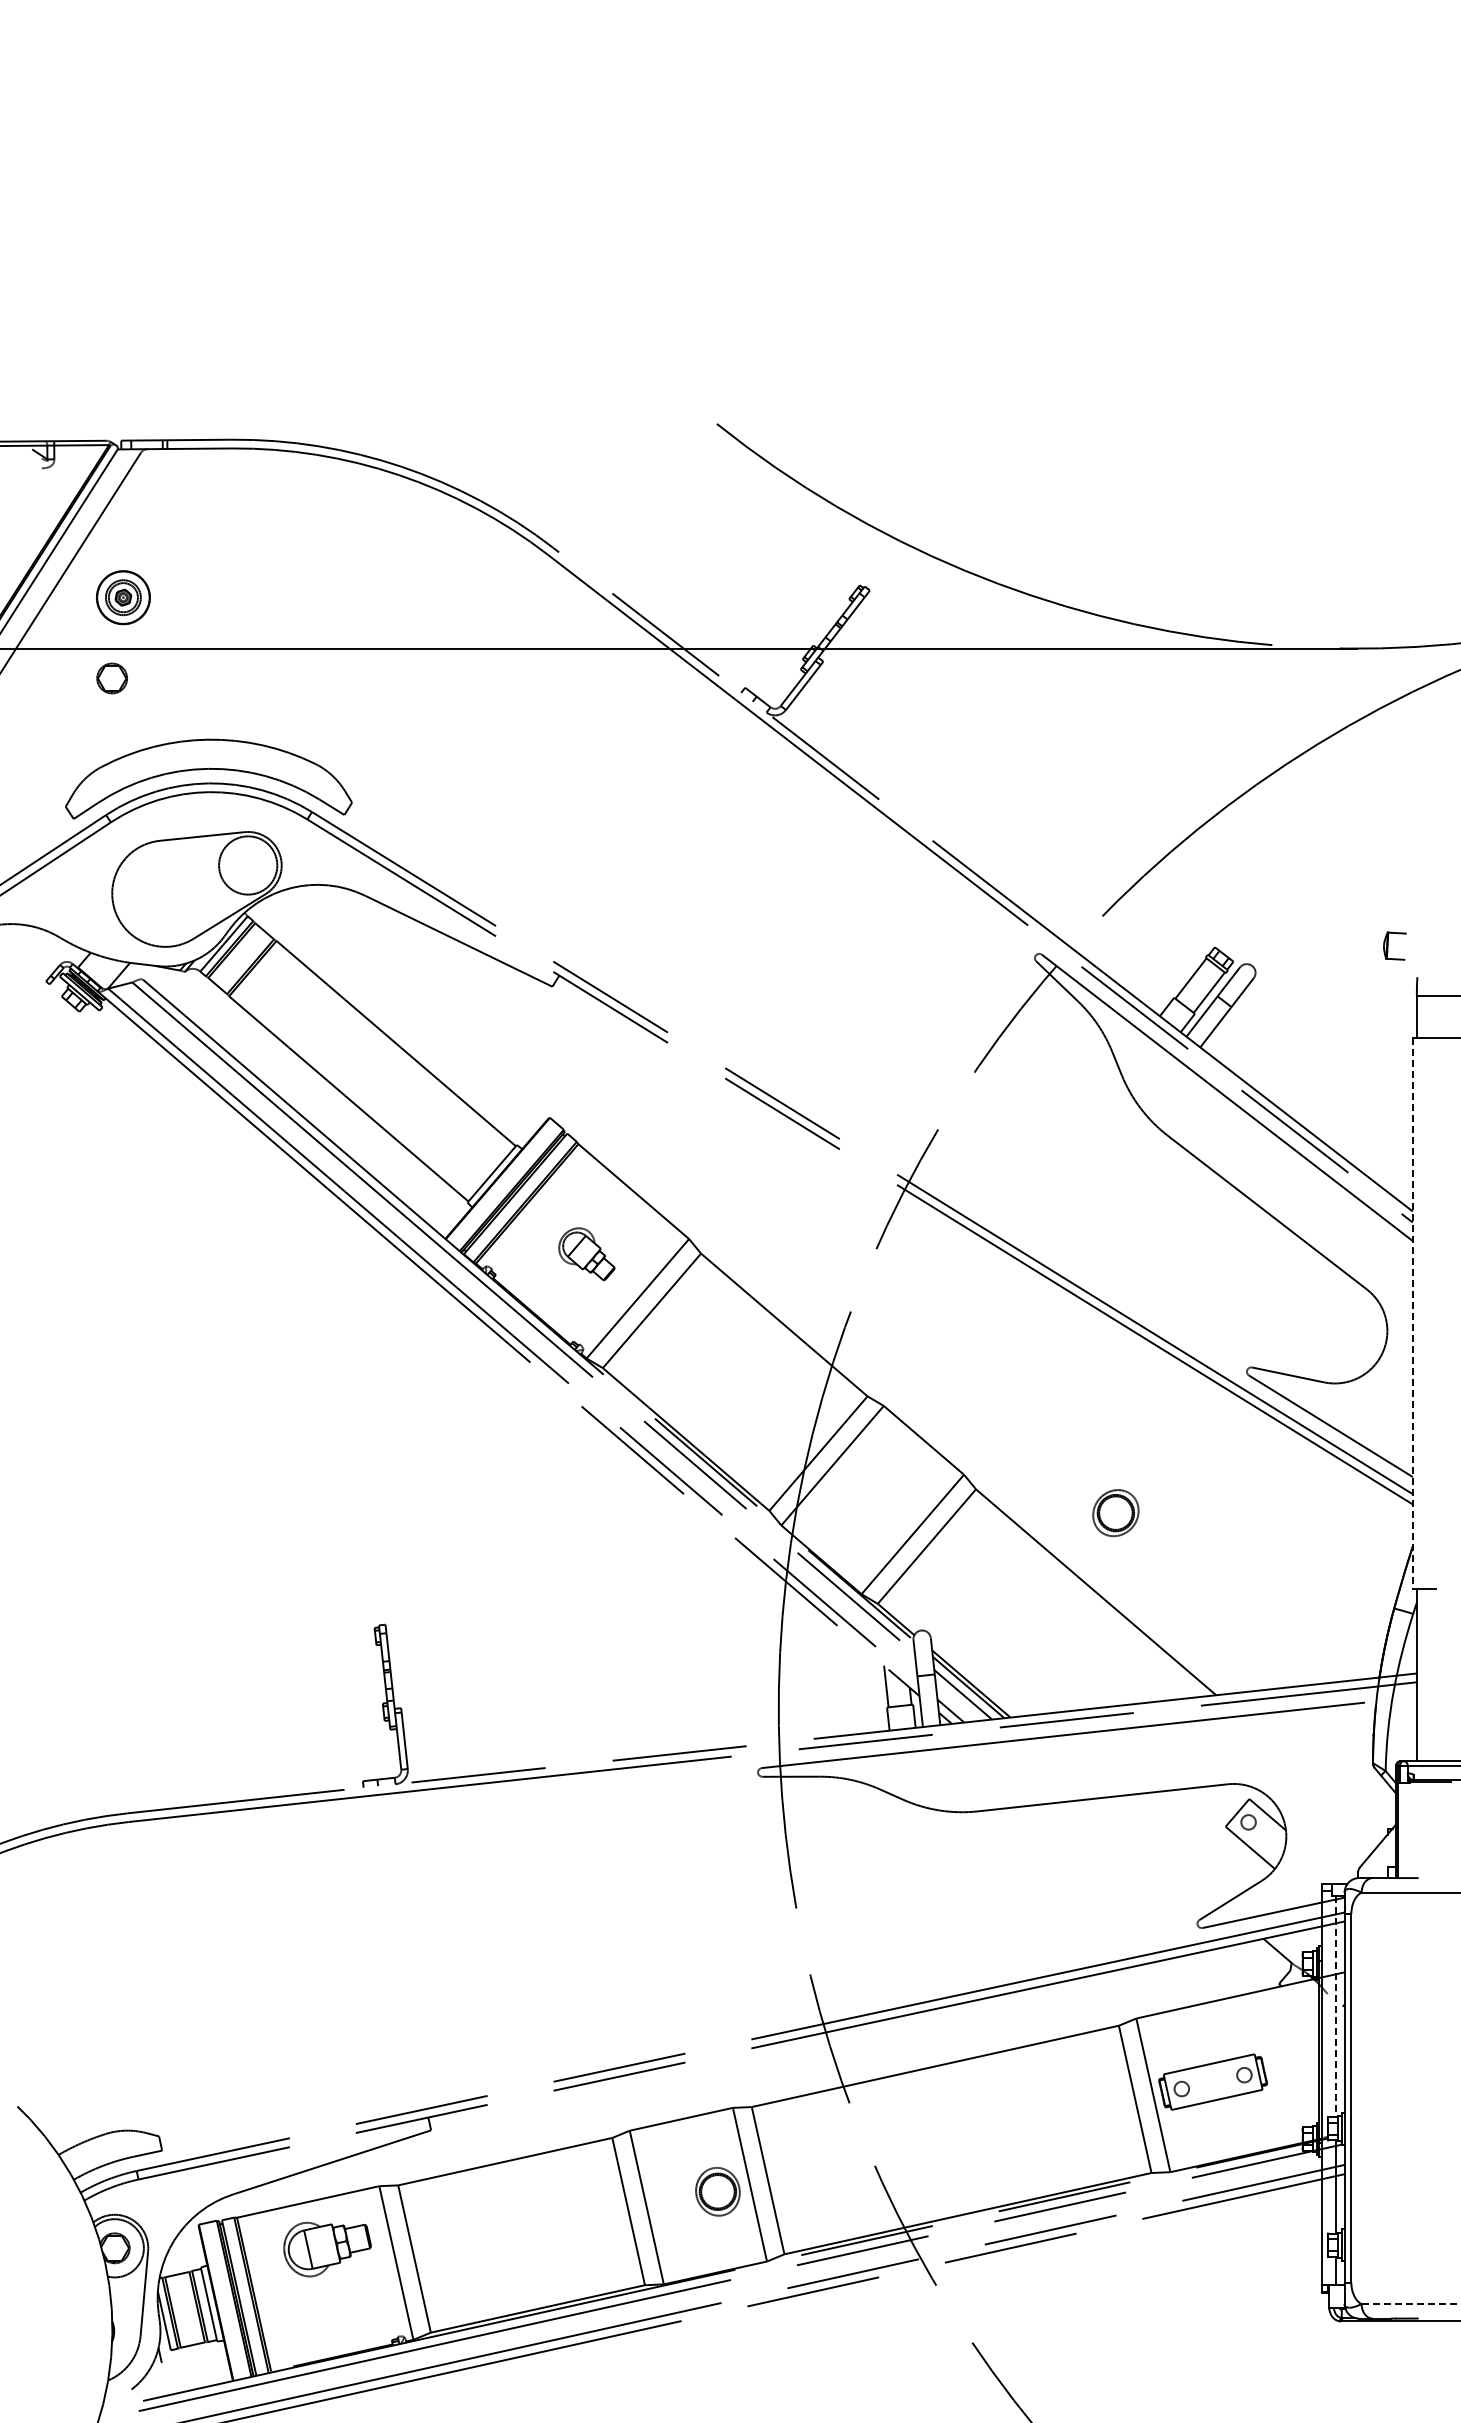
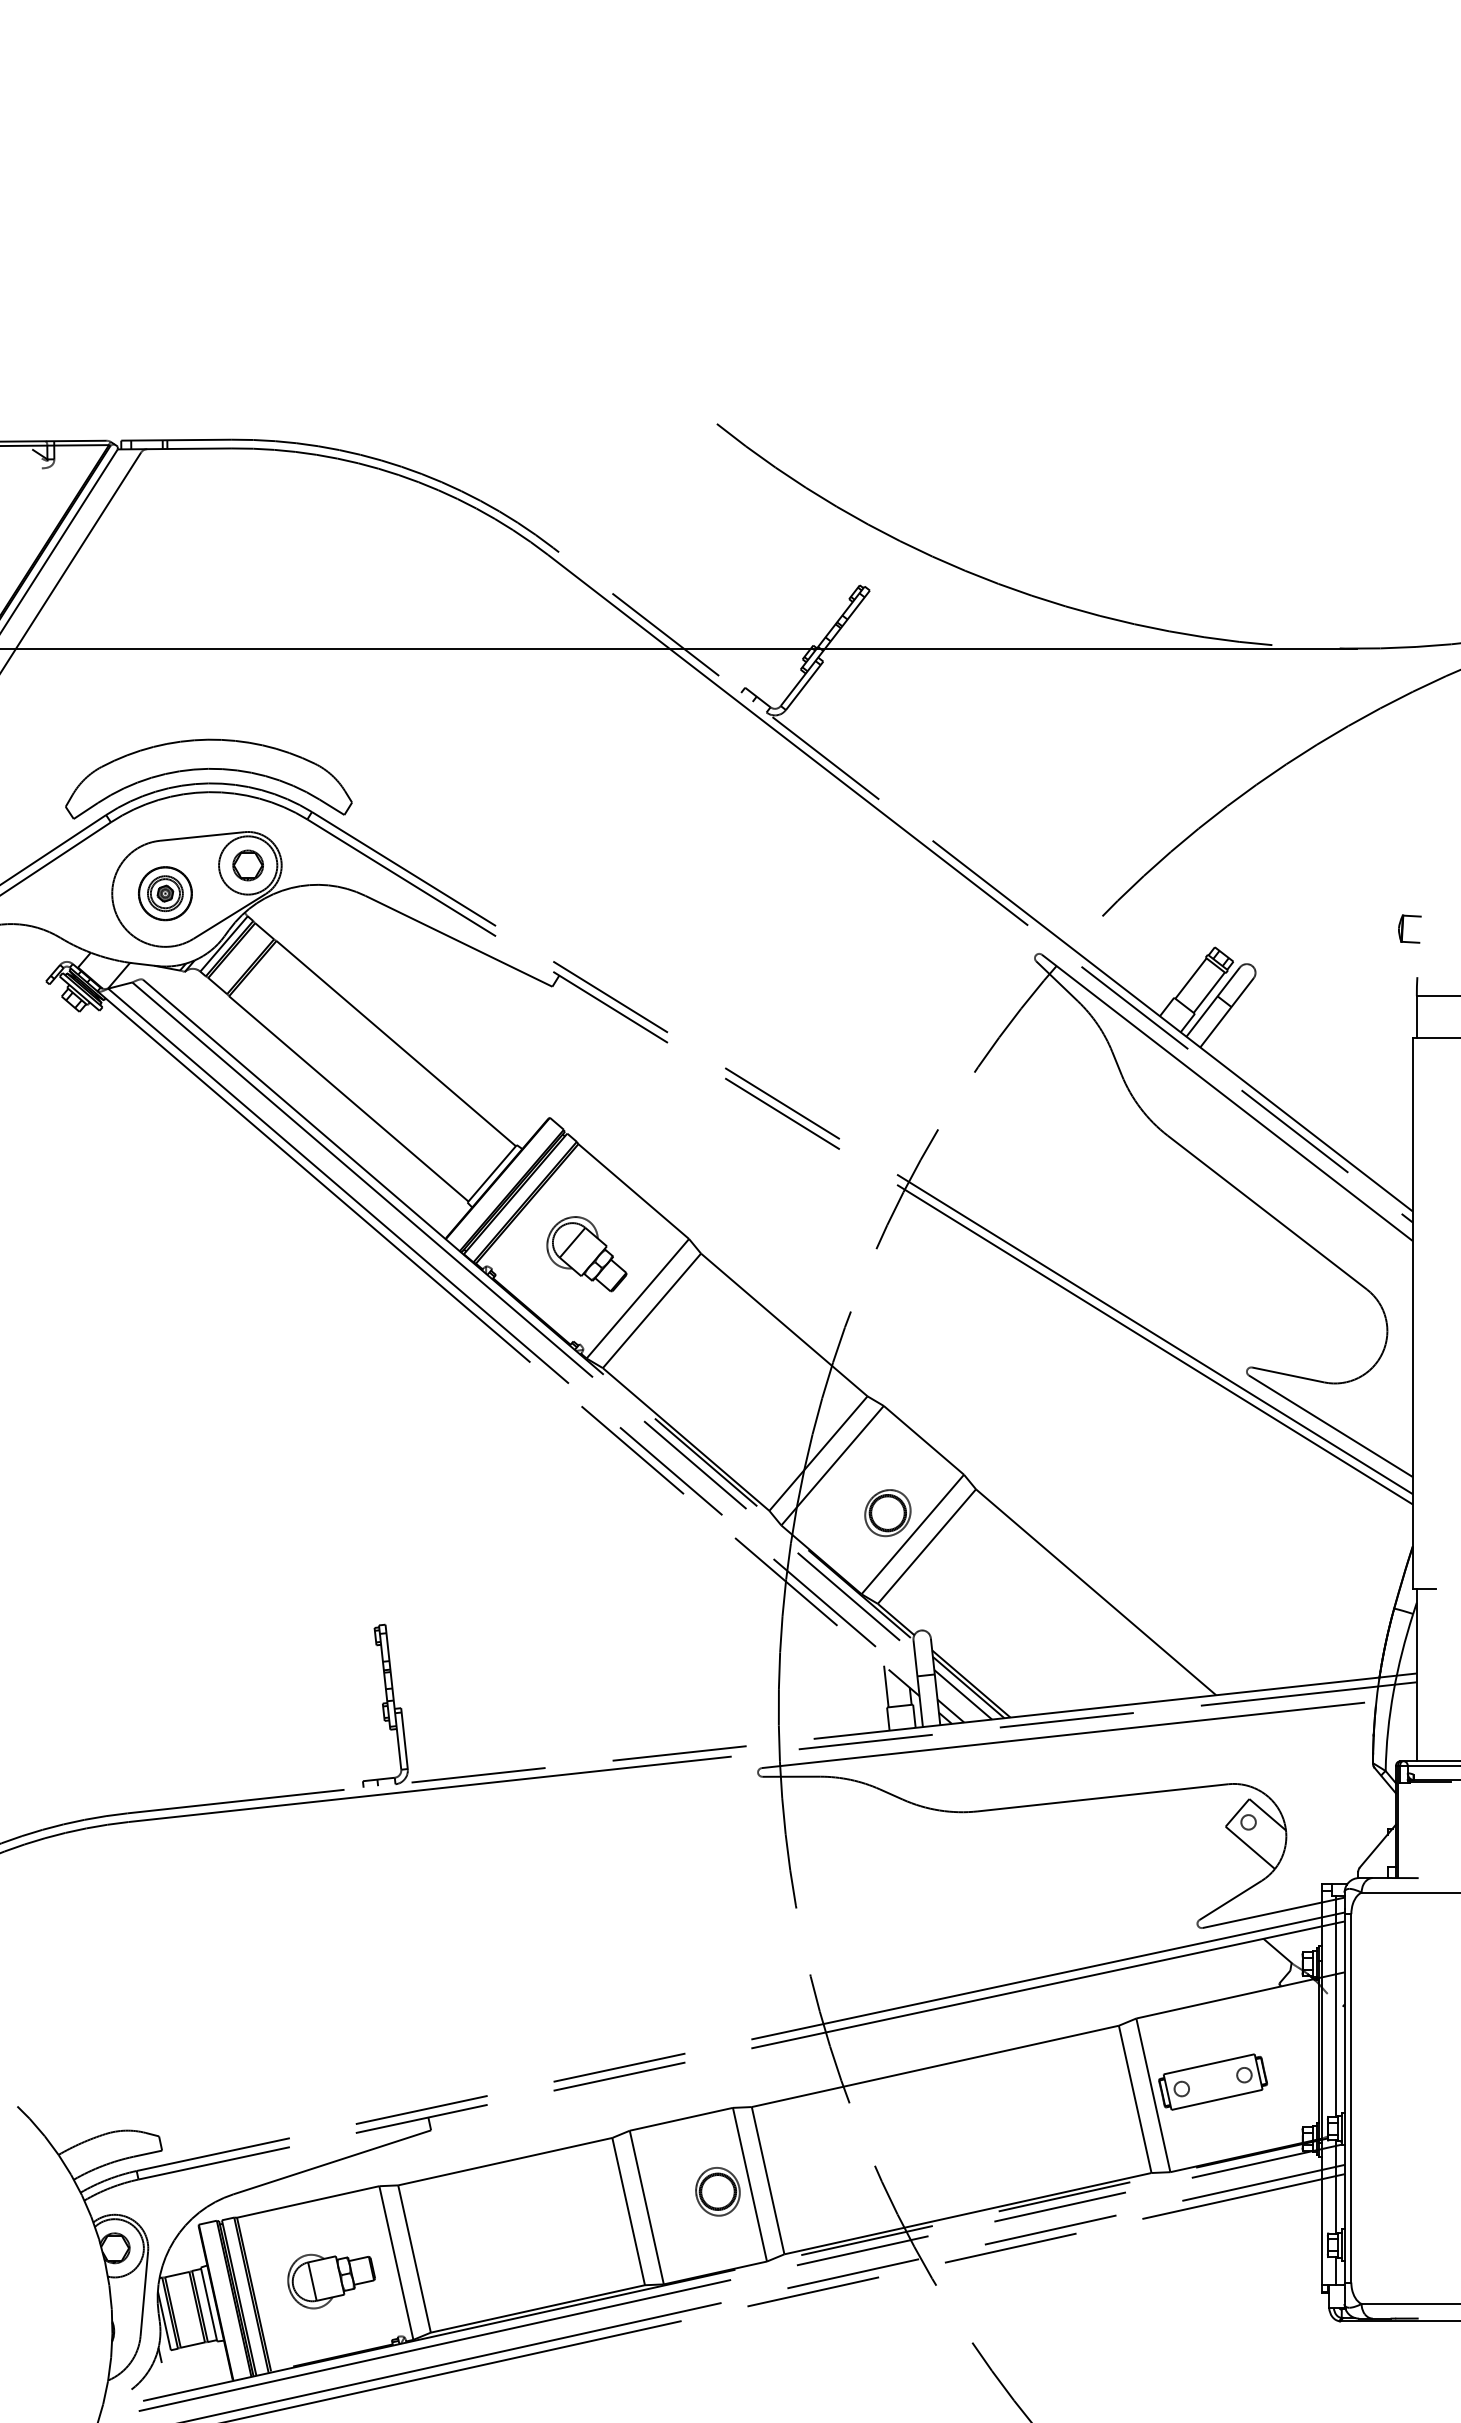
part position: (123, 597) -> (165, 893) (165, 893)
part position: (111, 678) -> (247, 865) (247, 865)
part position: (1394, 945) -> (1409, 928) (1409, 928)
part size: 58x55 px -> 82x77 px (586, 1254)
line: dashed -> solid (1412, 1314)
part position: (1115, 1513) -> (887, 1513) (887, 1513)
line: dashed -> solid (1335, 2006)
part position: (327, 2249) -> (331, 2281) (331, 2281)
line: dashed -> solid (1411, 2304)
